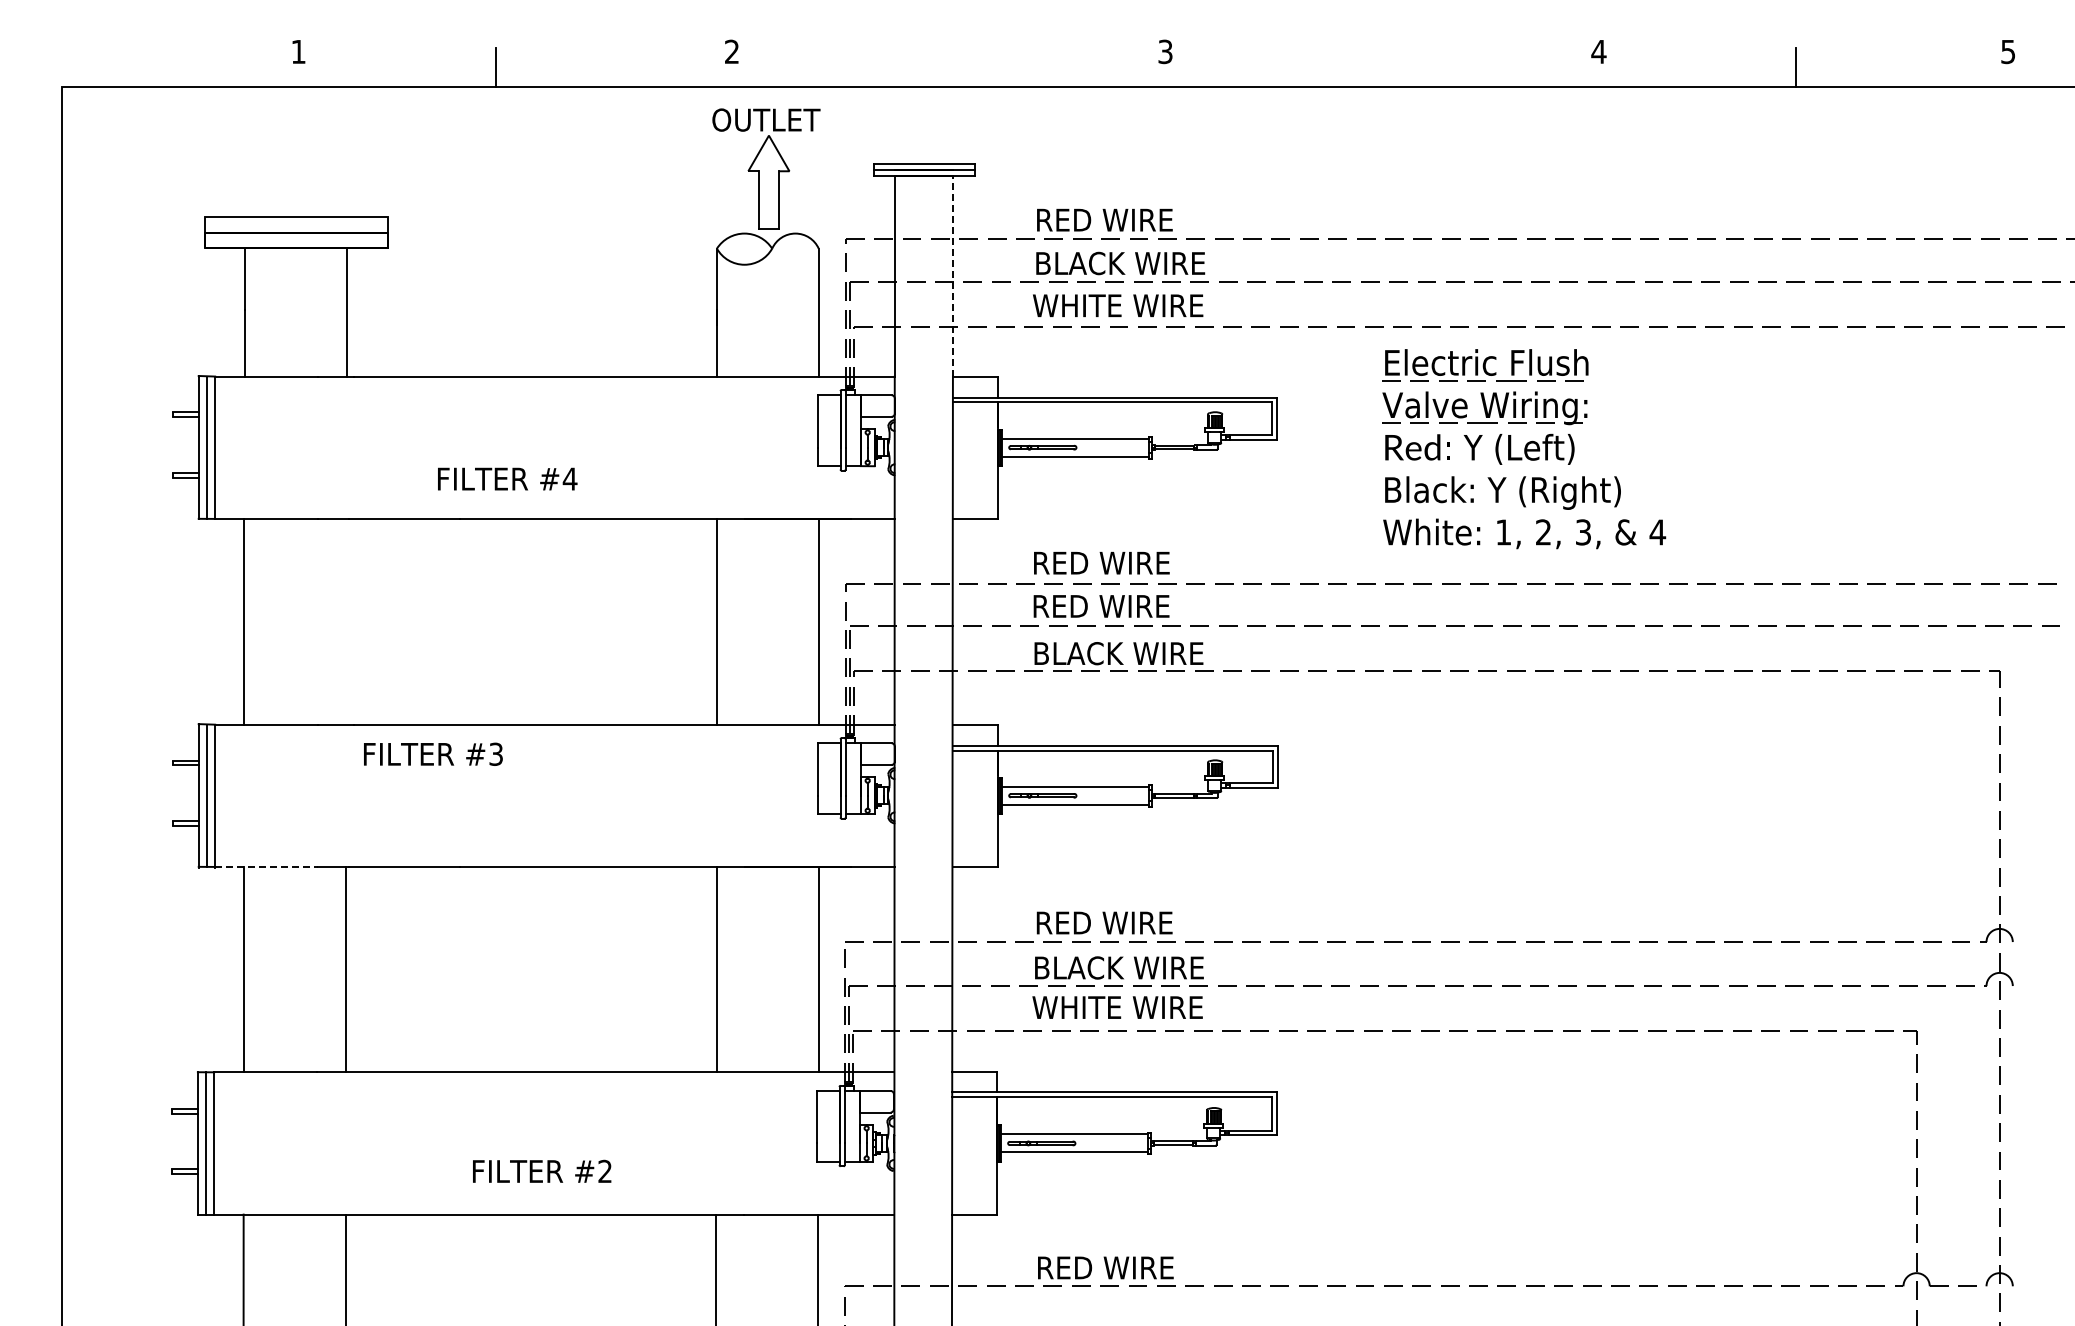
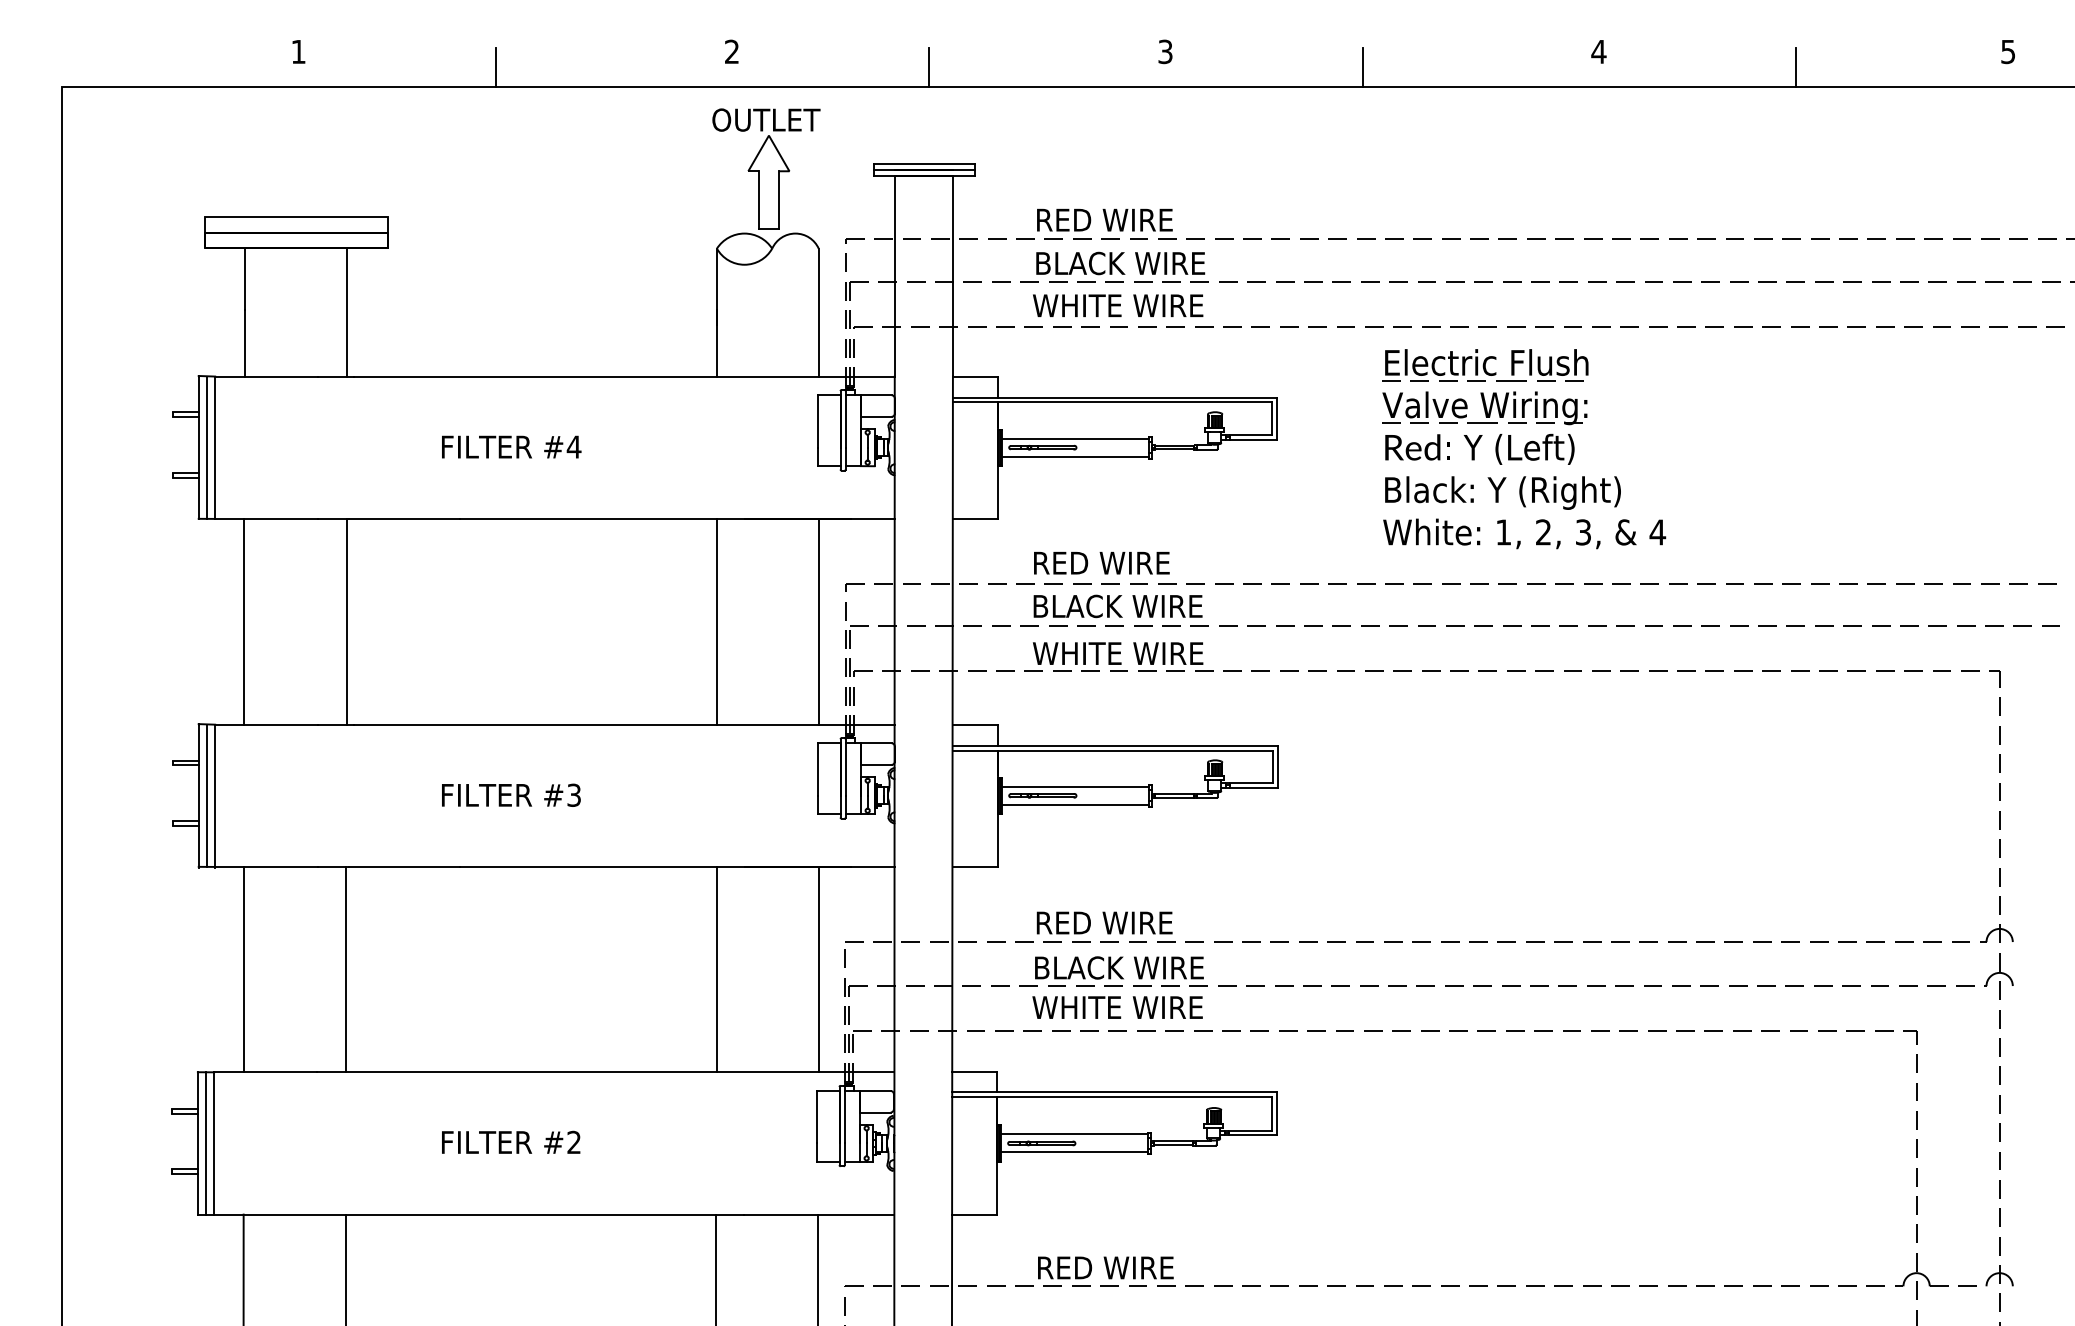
line: none -> present (929, 67)
line: none -> present (1362, 67)
line: dashed -> solid (952, 275)
text position: (507, 478) -> (511, 446) (511, 446)
text: RED WIRE -> BLACK WIRE (1119, 606)
line: none -> present (346, 621)
text: BLACK WIRE -> WHITE WIRE (1077, 653)
text position: (433, 753) -> (511, 794) (511, 794)
line: dashed -> solid (267, 866)
text position: (542, 1170) -> (511, 1141) (511, 1141)
